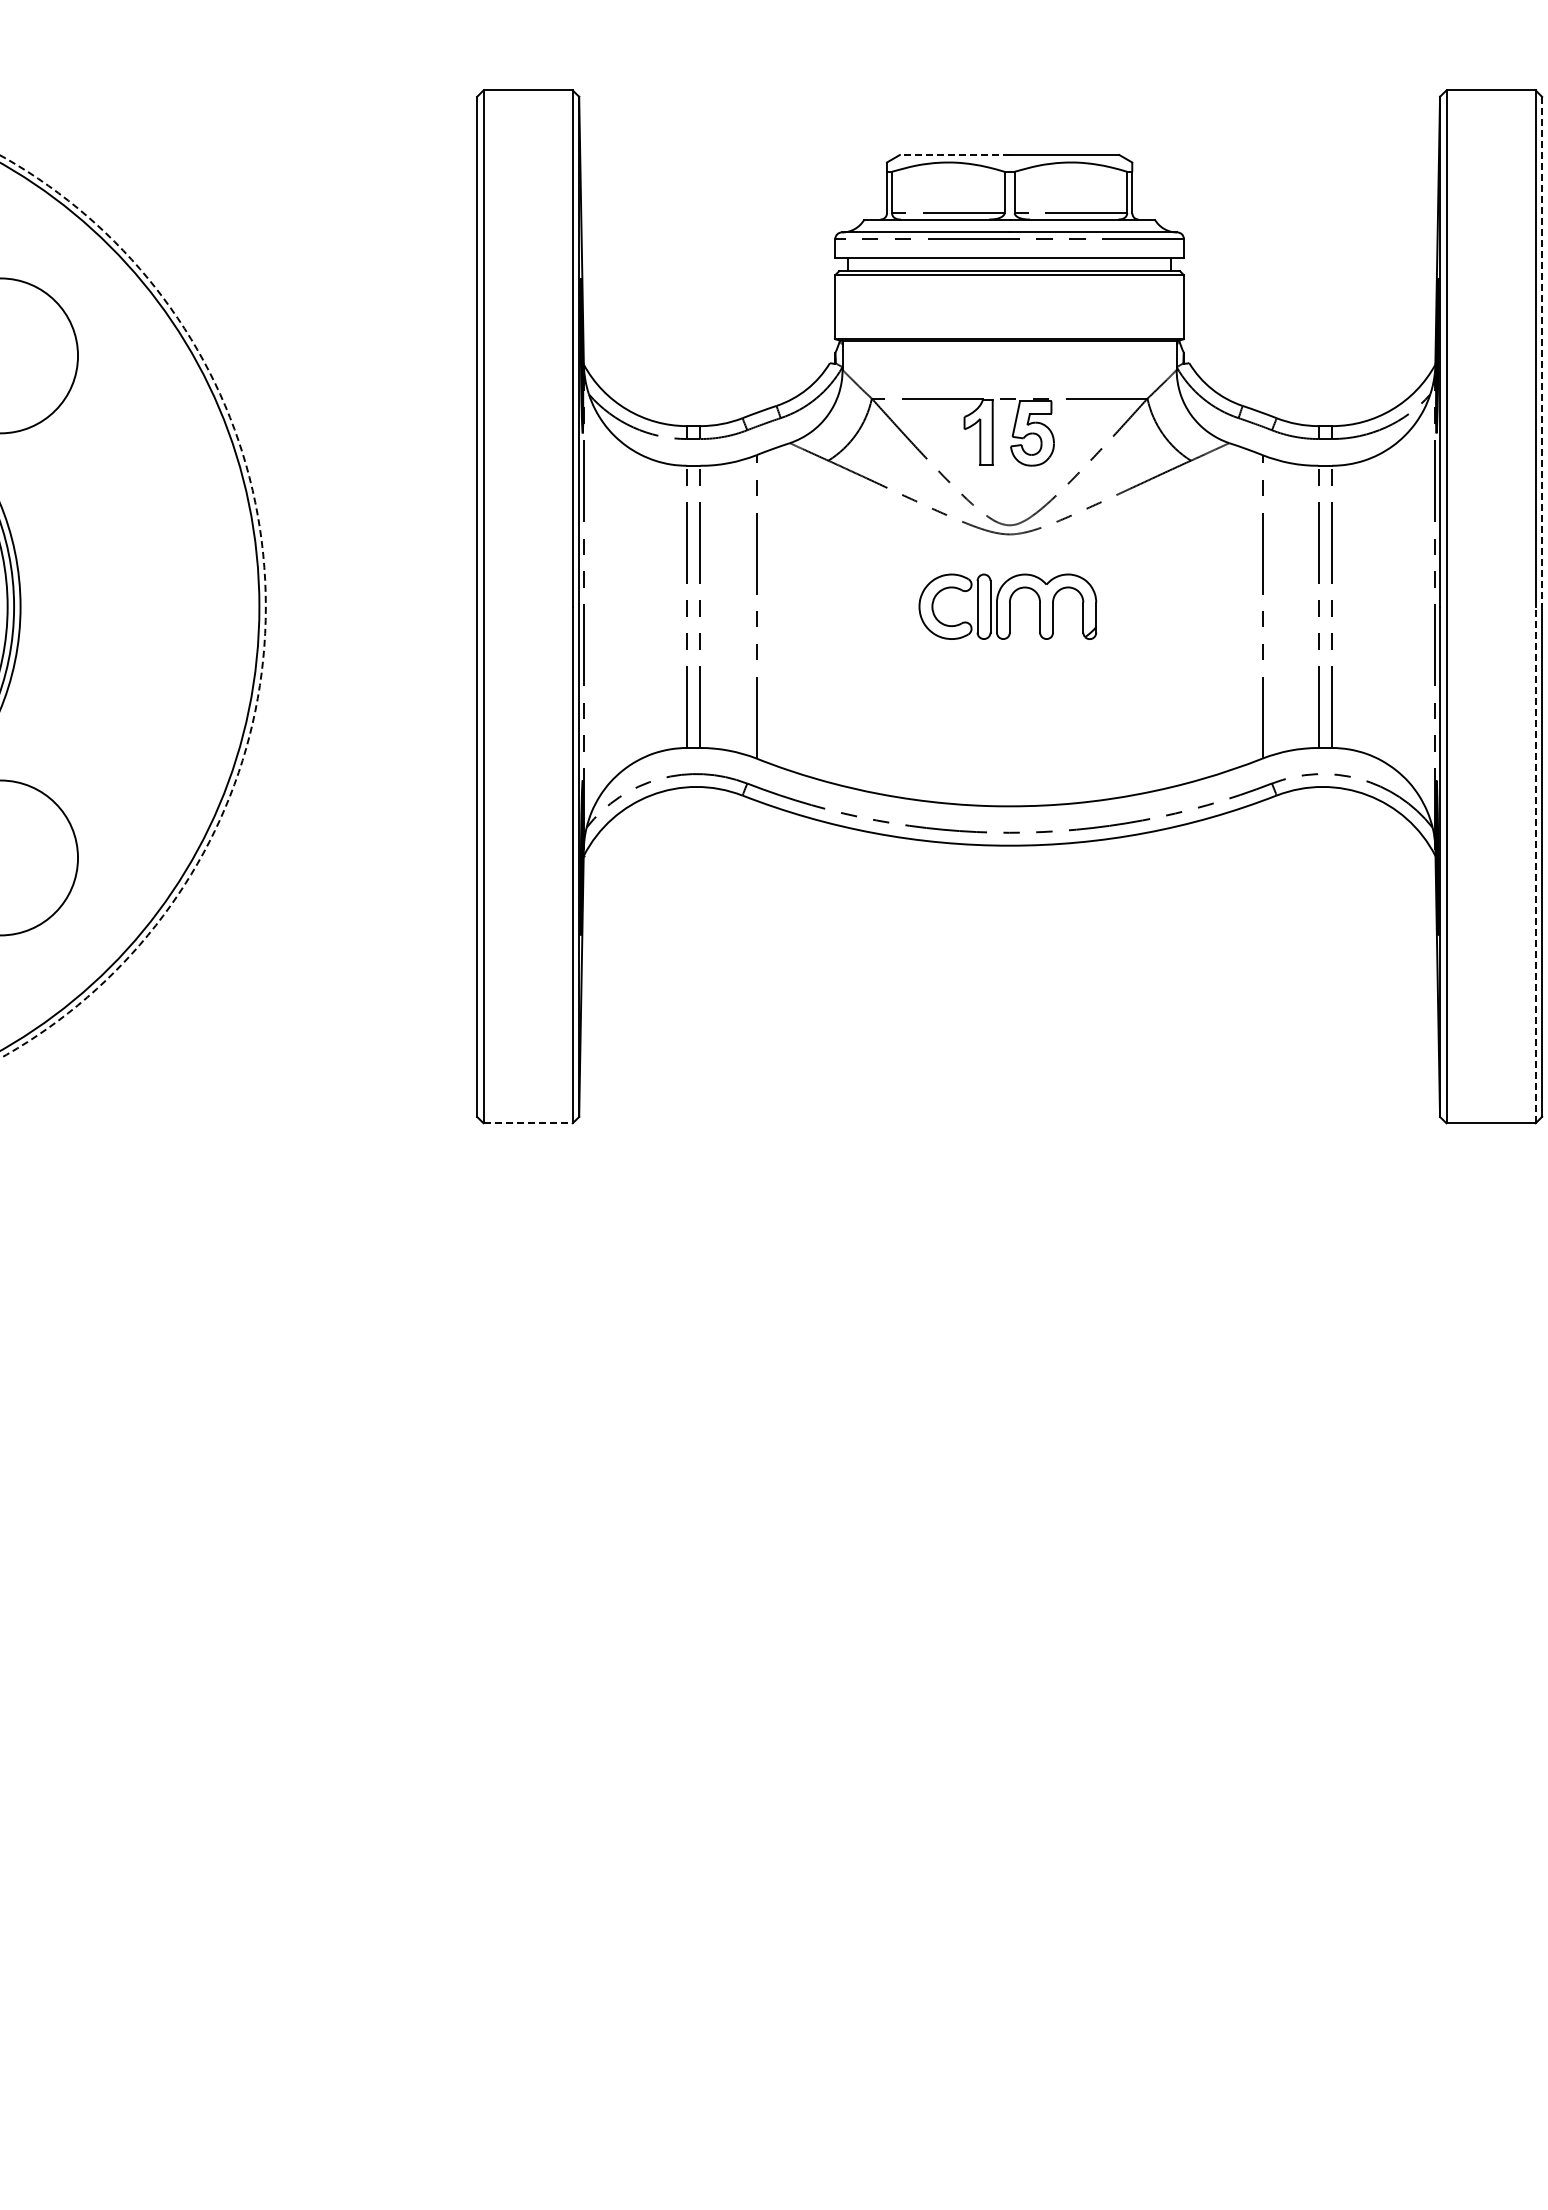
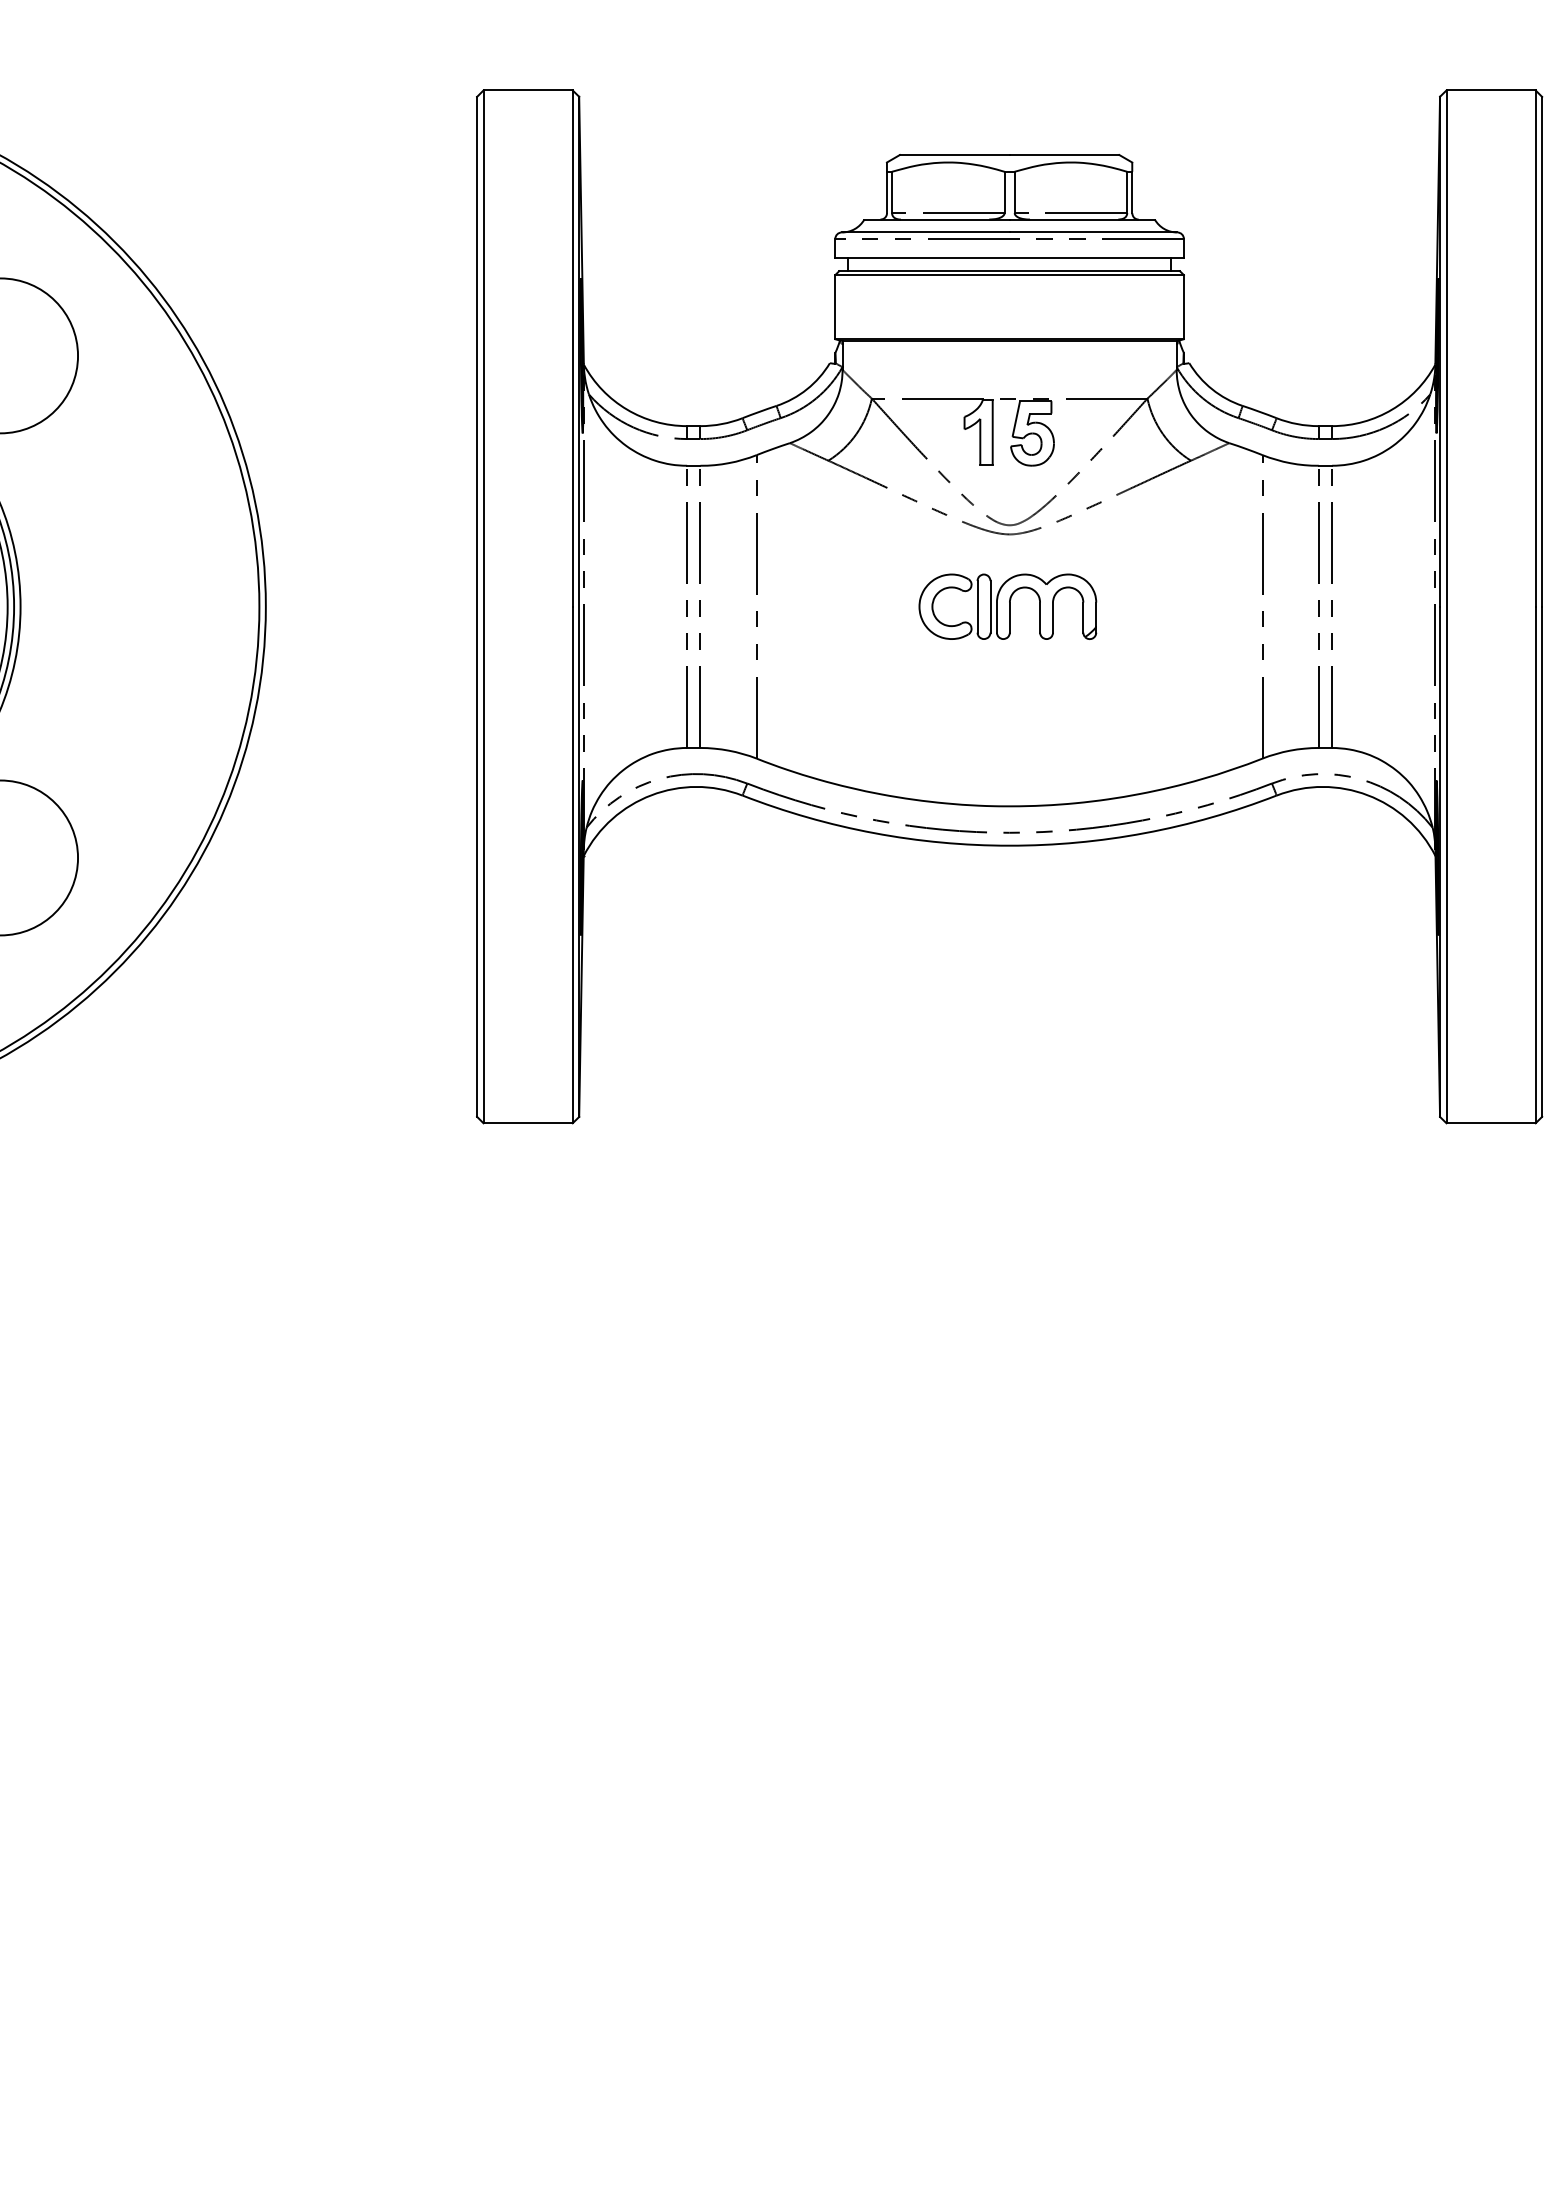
line: dashed -> solid (954, 155)
line: dashed -> solid (1542, 351)
circle: dashed -> solid (132, 606)
line: dashed -> solid (1535, 864)
line: dashed -> solid (528, 1123)
